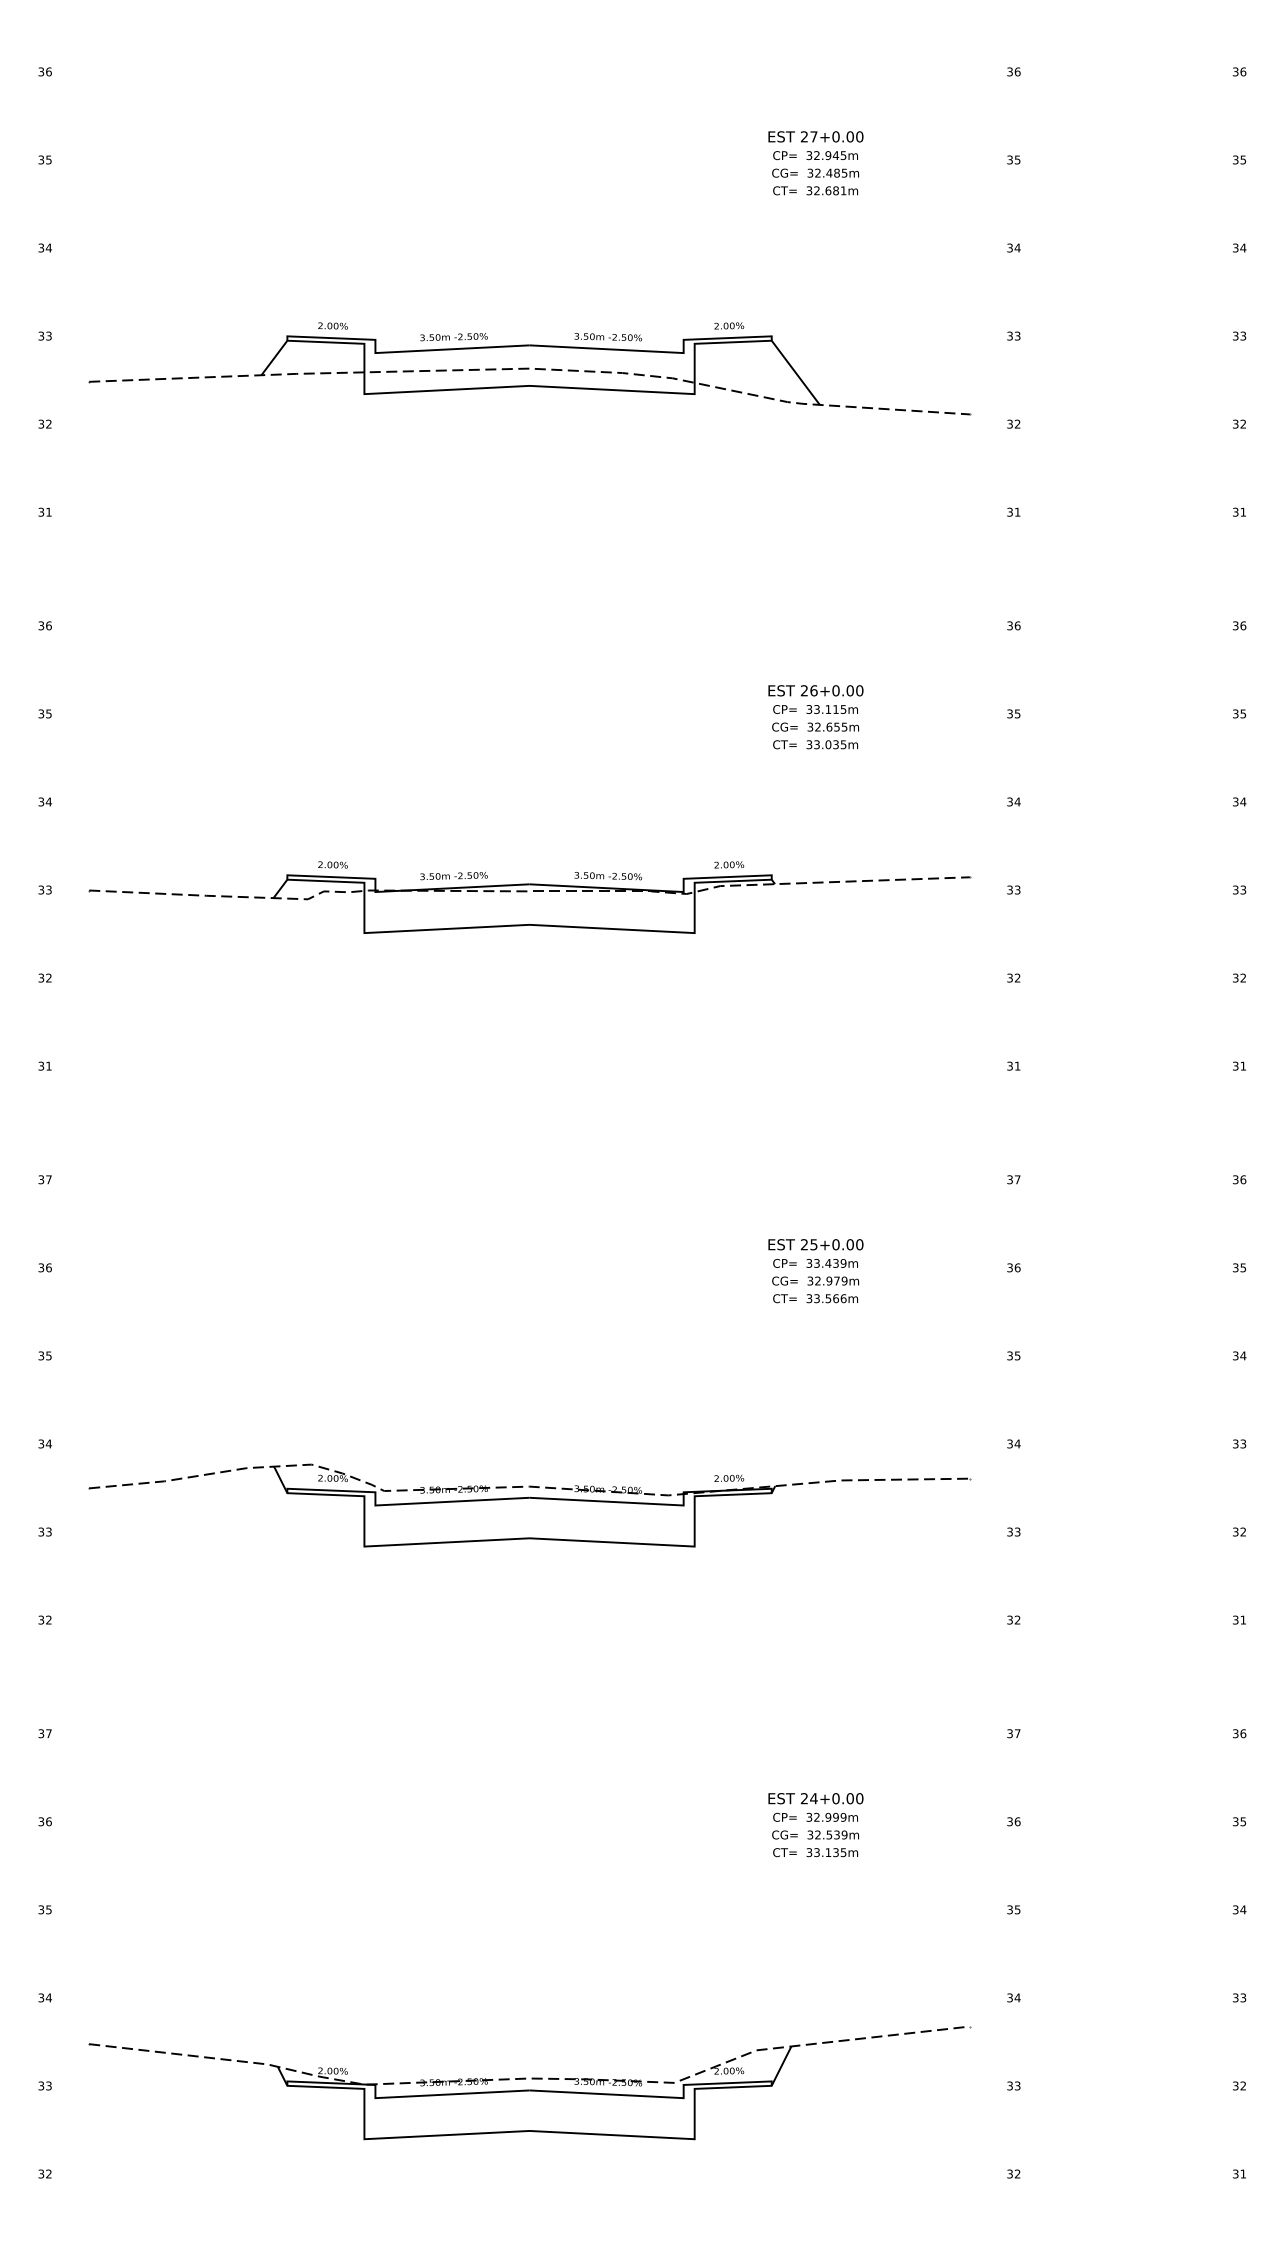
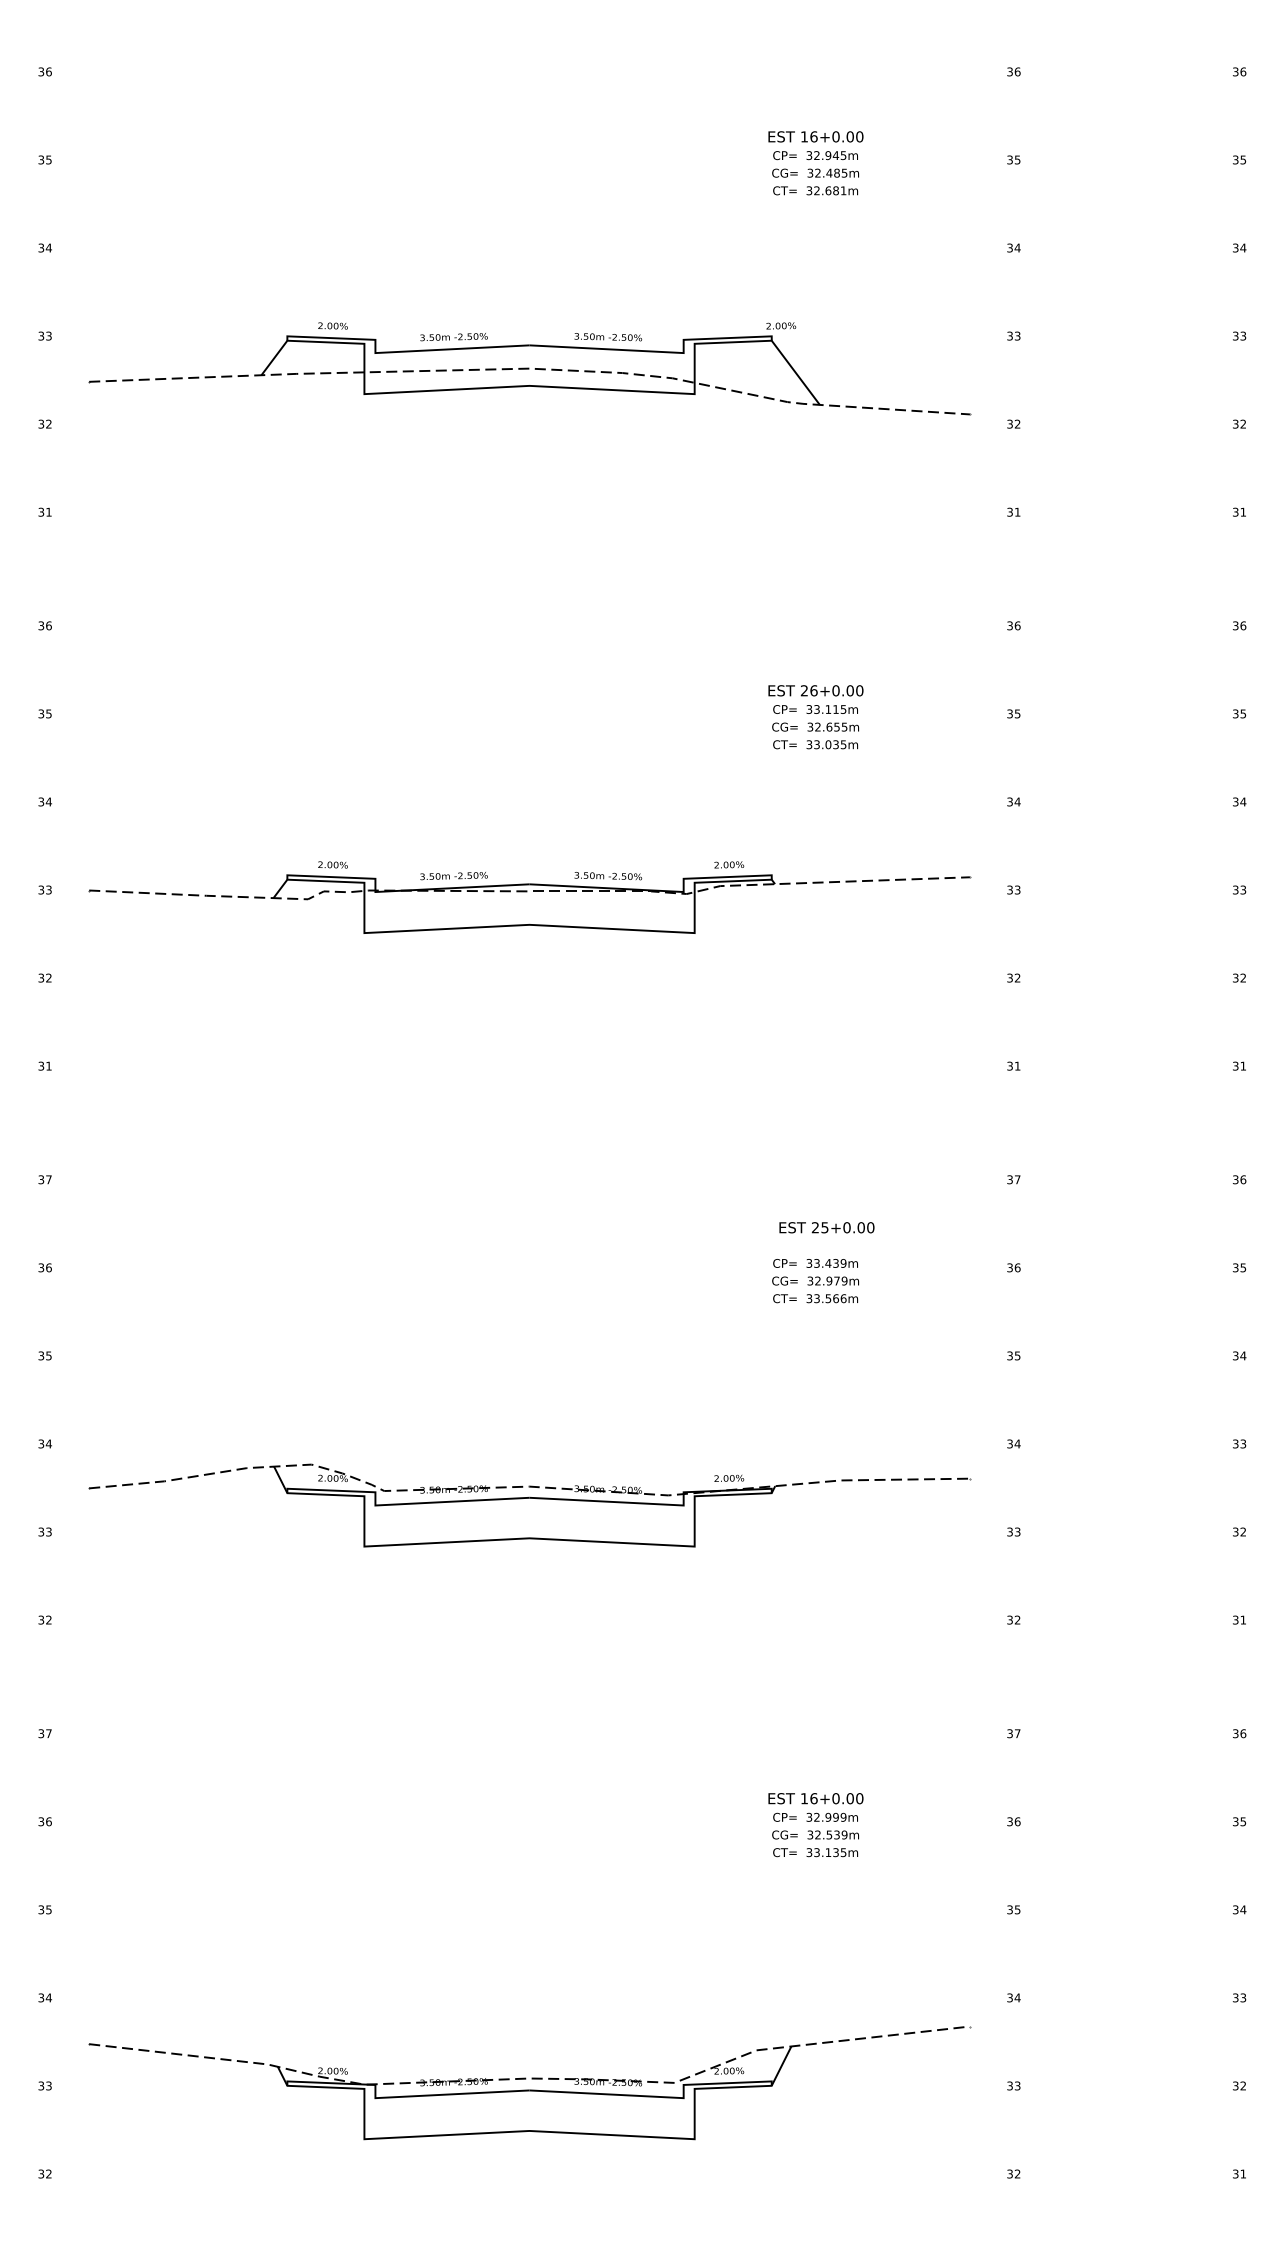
text: 27+0.00 -> 16+0.00 (808, 136)
text position: (729, 325) -> (781, 325) (781, 325)
text position: (815, 1244) -> (826, 1227) (826, 1227)
text: 24+0.00 -> 16+0.00 (808, 1798)
